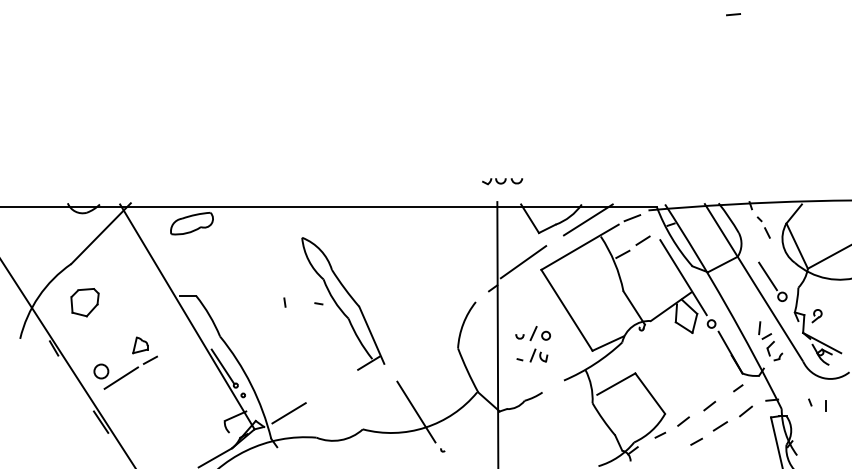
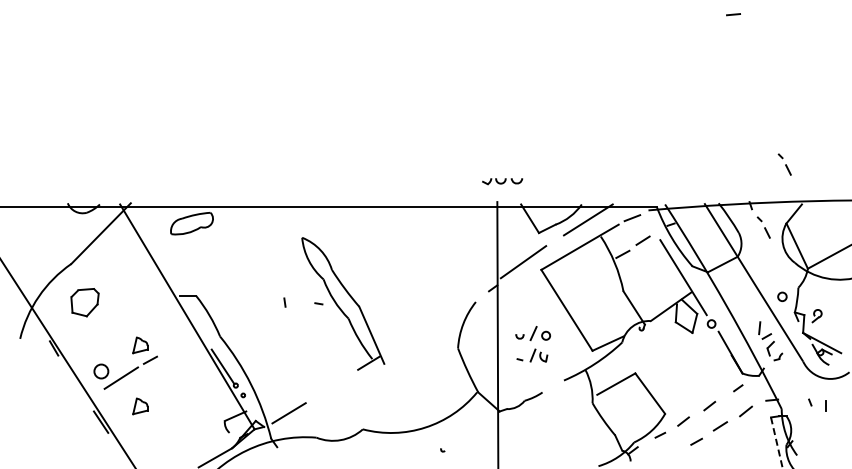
part: none -> present (784, 164)
line: present -> none (767, 276)
part: none -> present (140, 406)
line: present -> none (416, 411)
line: solid -> dashed (777, 443)
